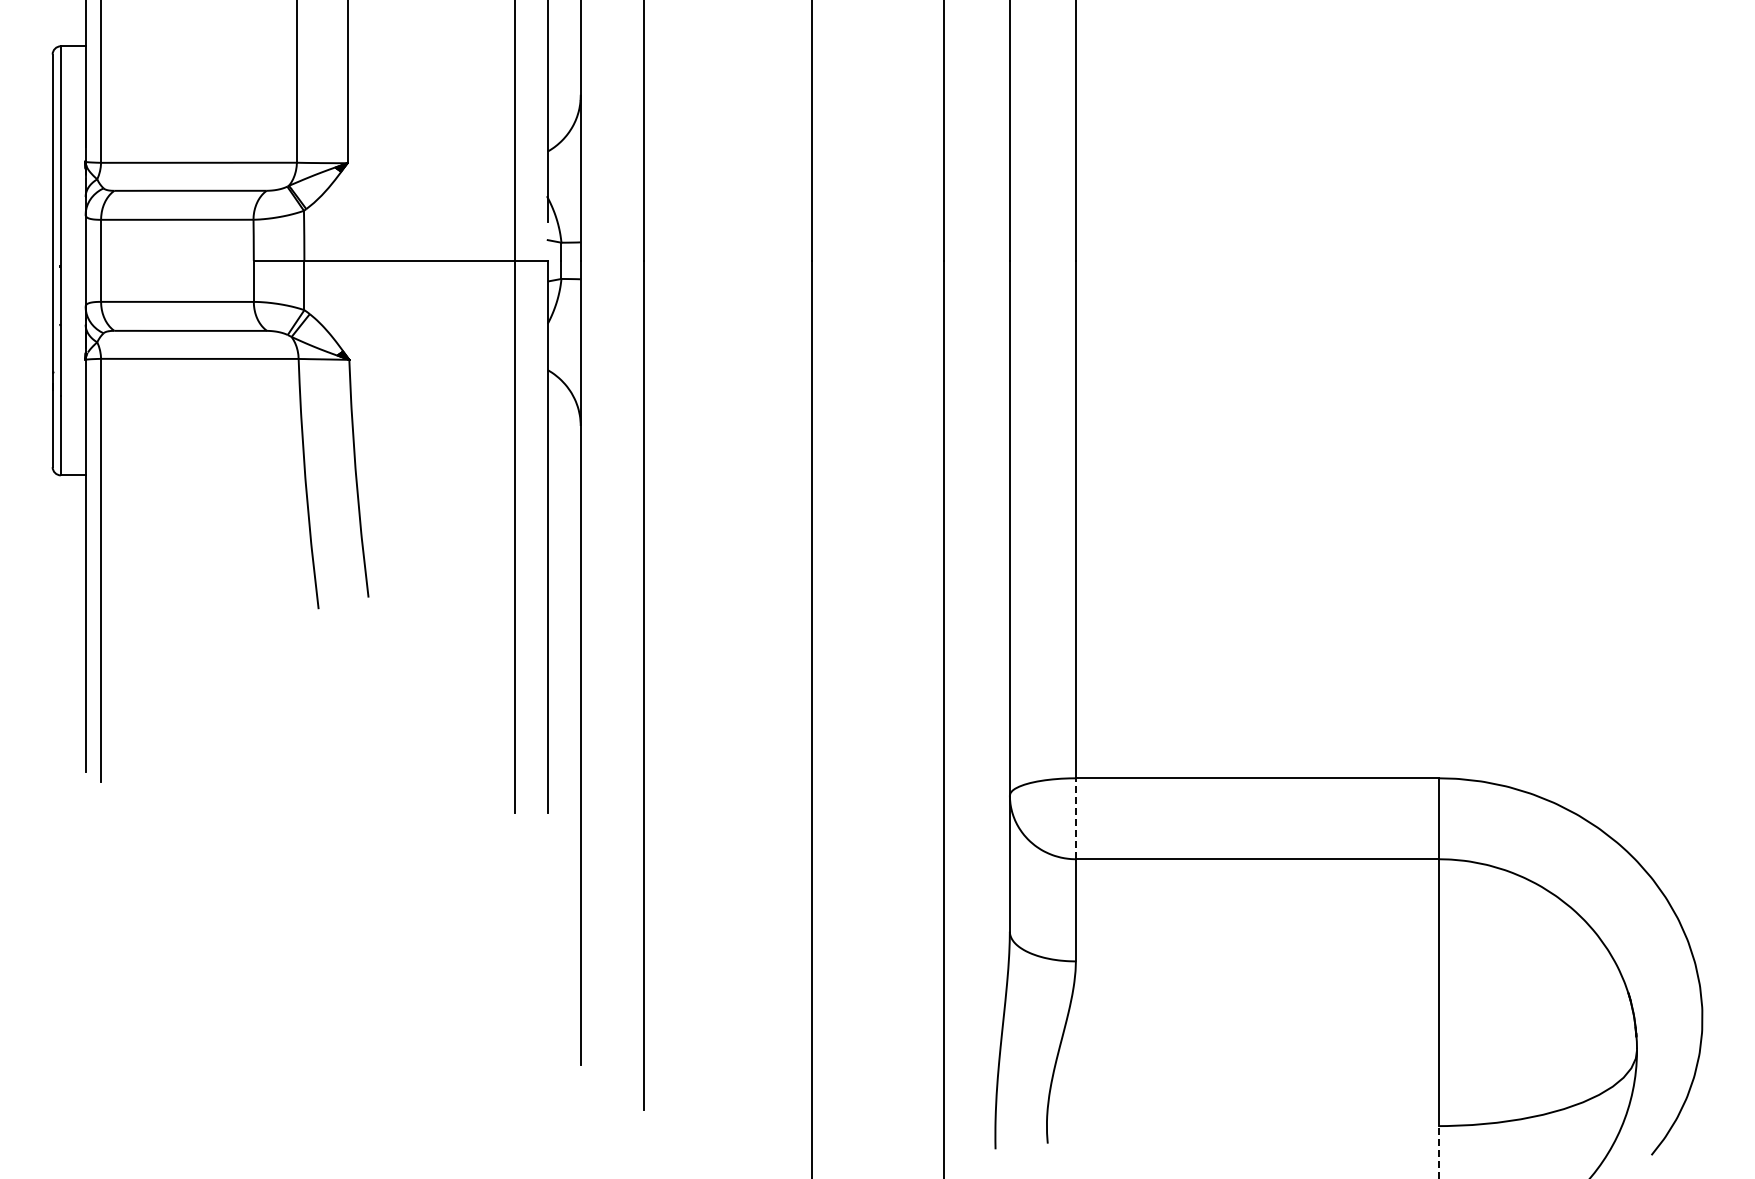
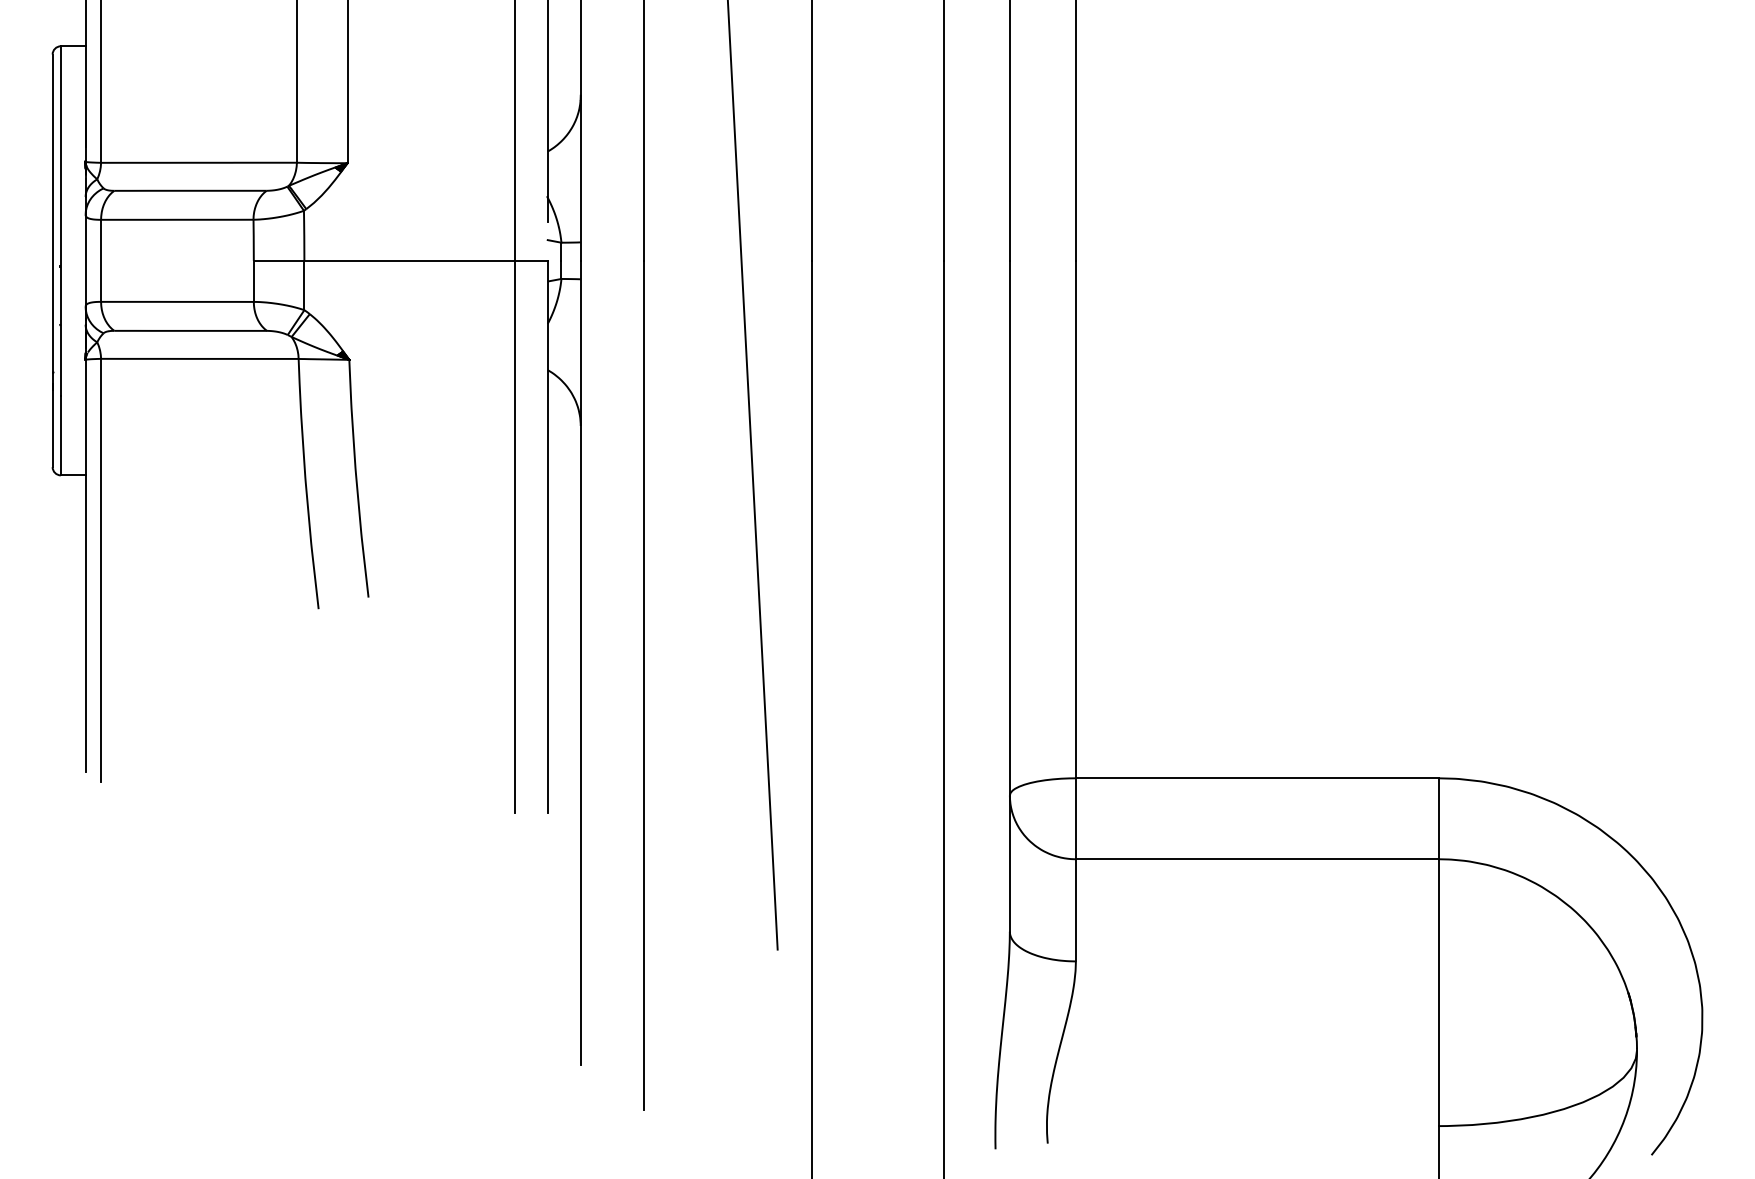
line: none -> present (752, 475)
line: dashed -> solid (1075, 818)
line: dashed -> solid (1438, 1151)
